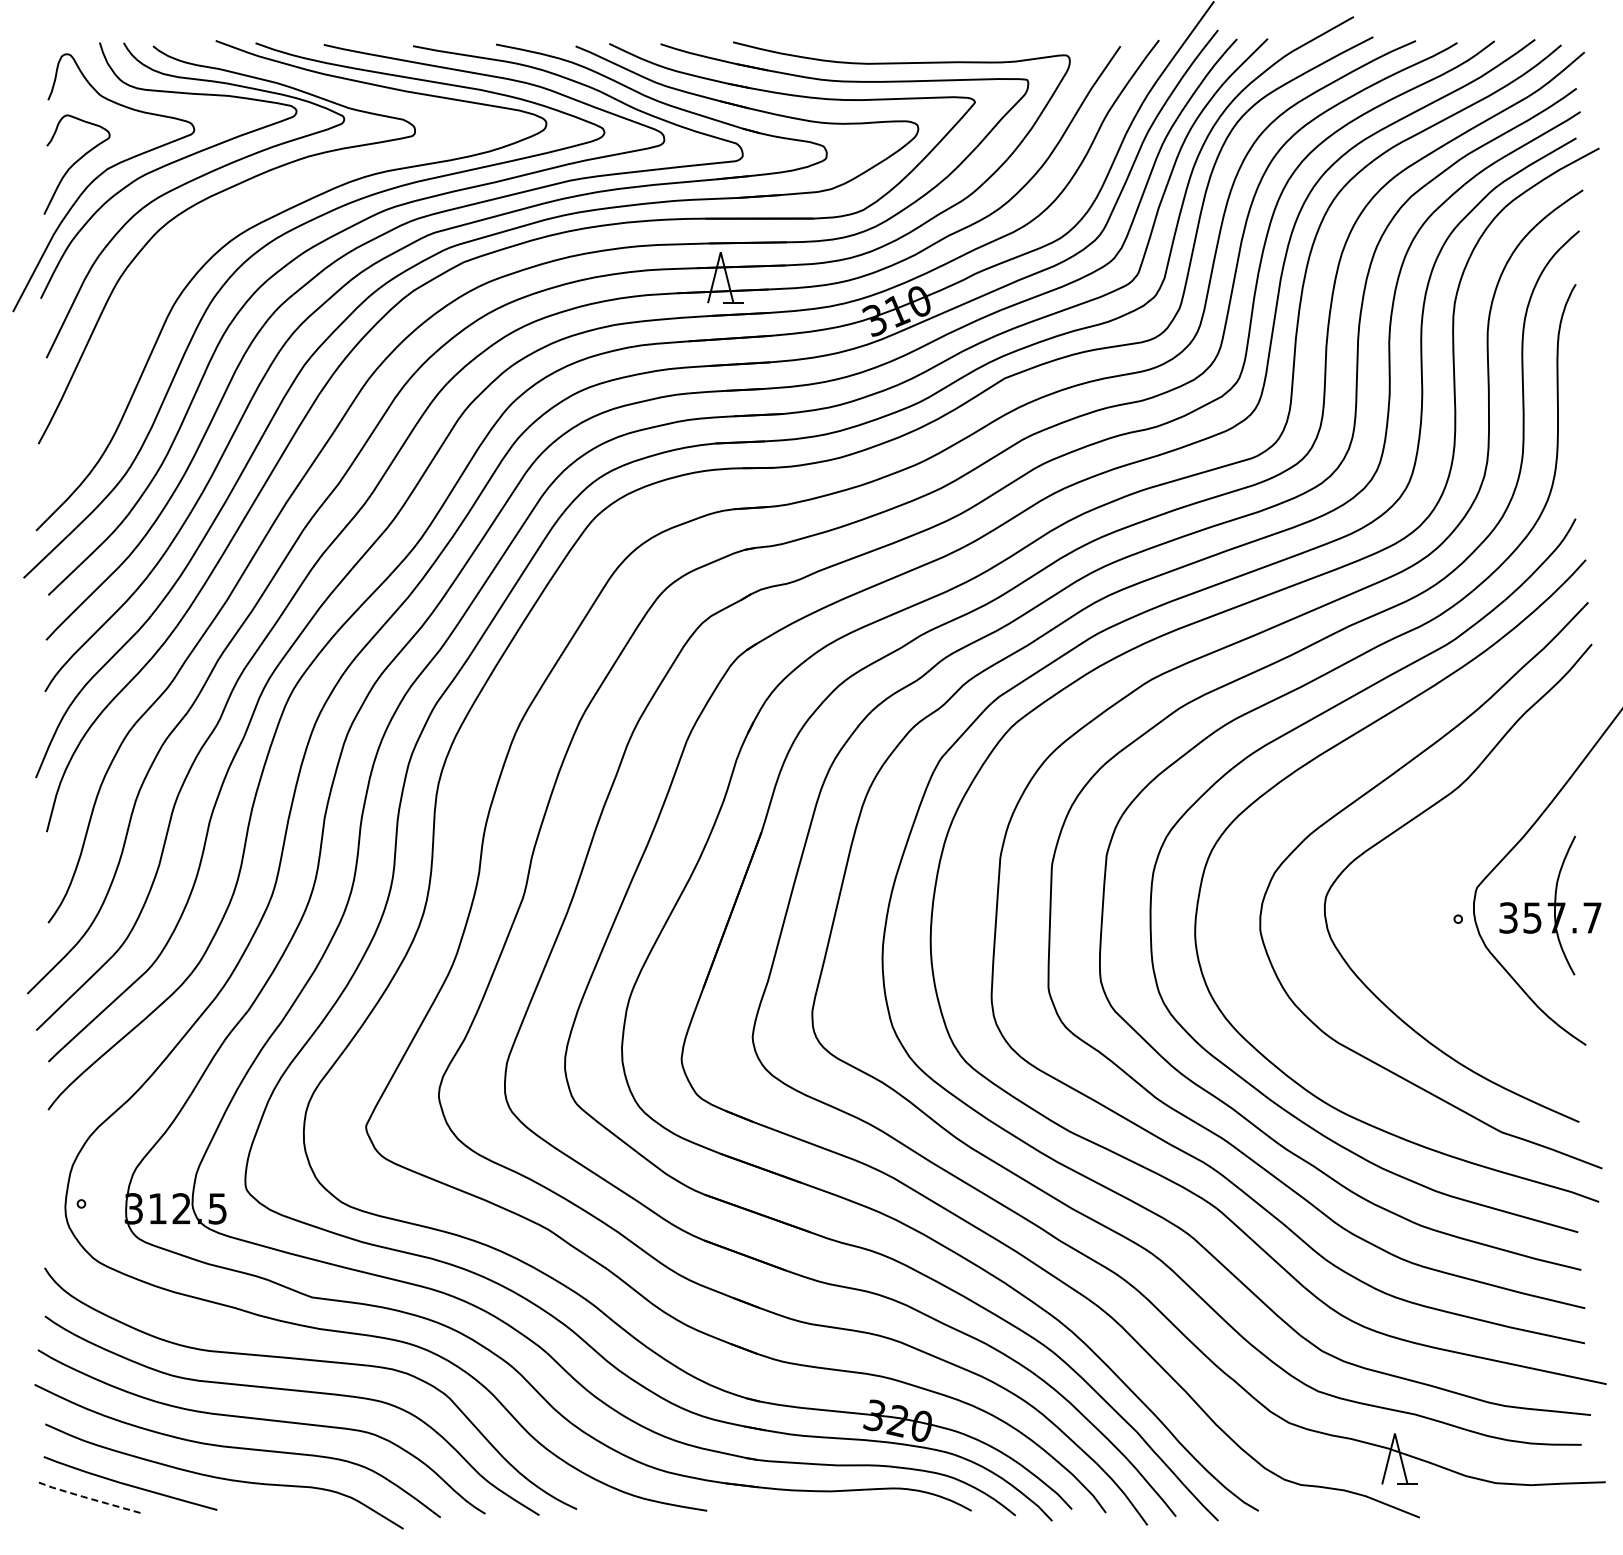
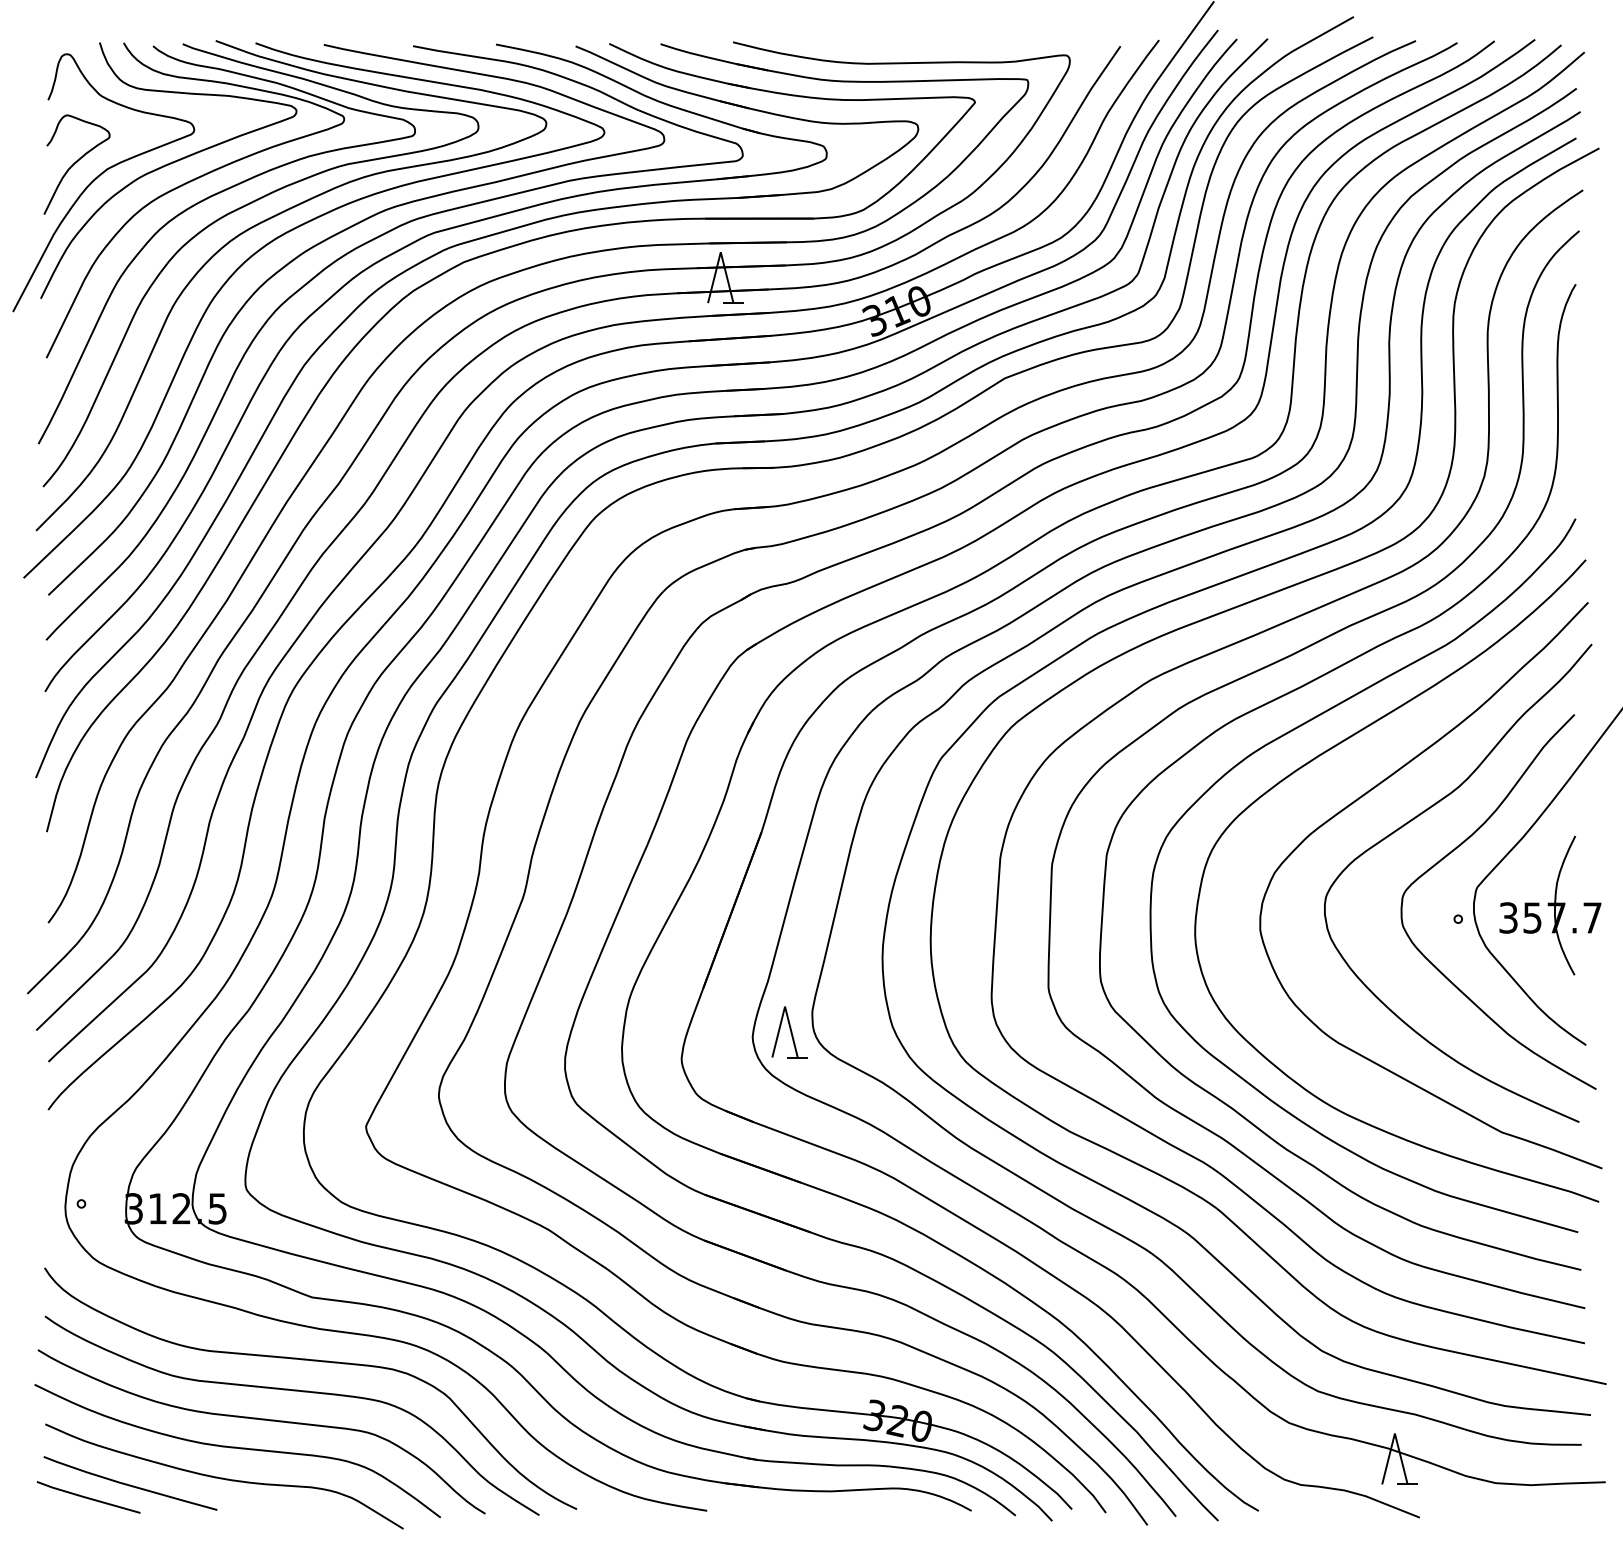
curve: none -> present (233, 212)
curve: none -> present (1456, 849)
part: none -> present (789, 1032)
line: dashed -> solid (87, 1497)
